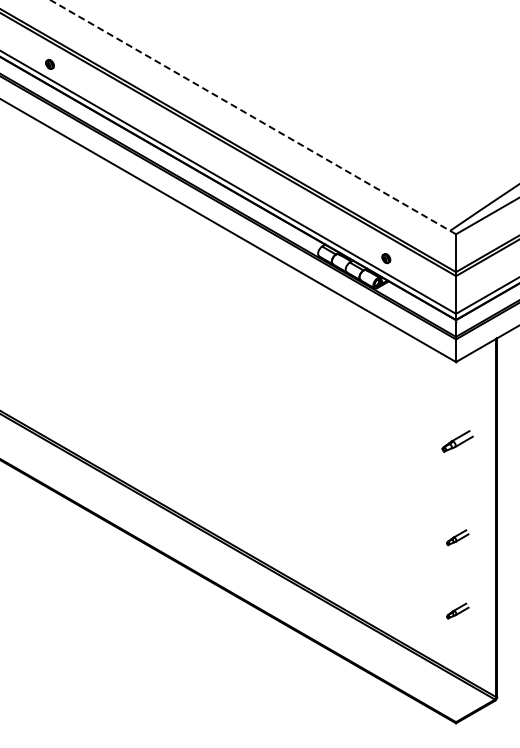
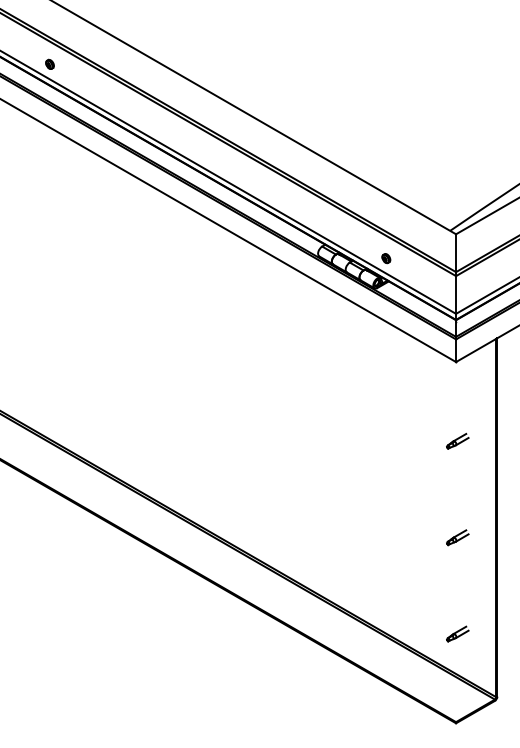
line: dashed -> solid (253, 117)
part size: 33x23 px -> 24x18 px (457, 440)
part position: (457, 610) -> (457, 633) (457, 633)
